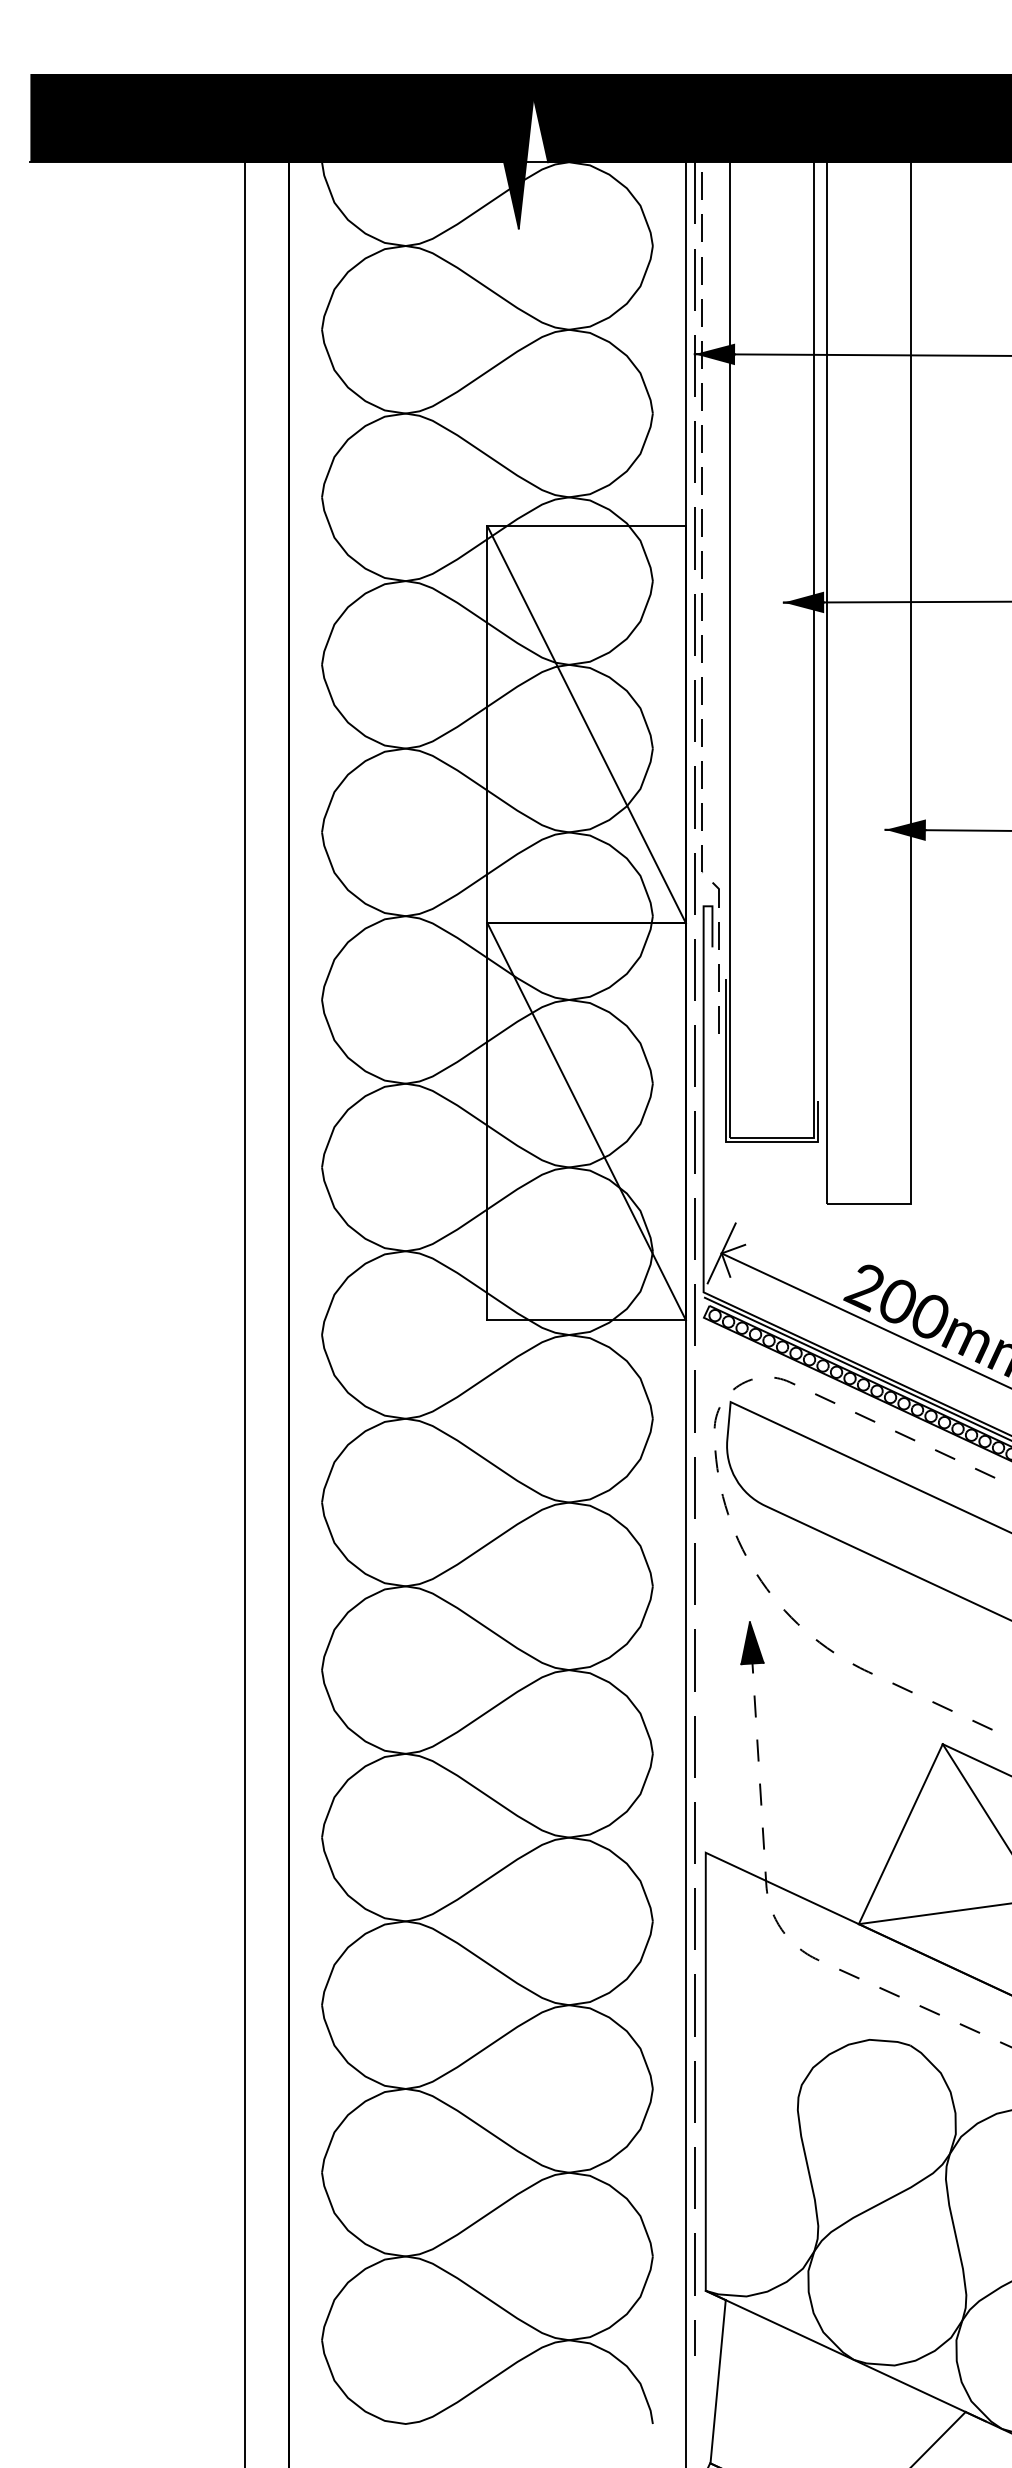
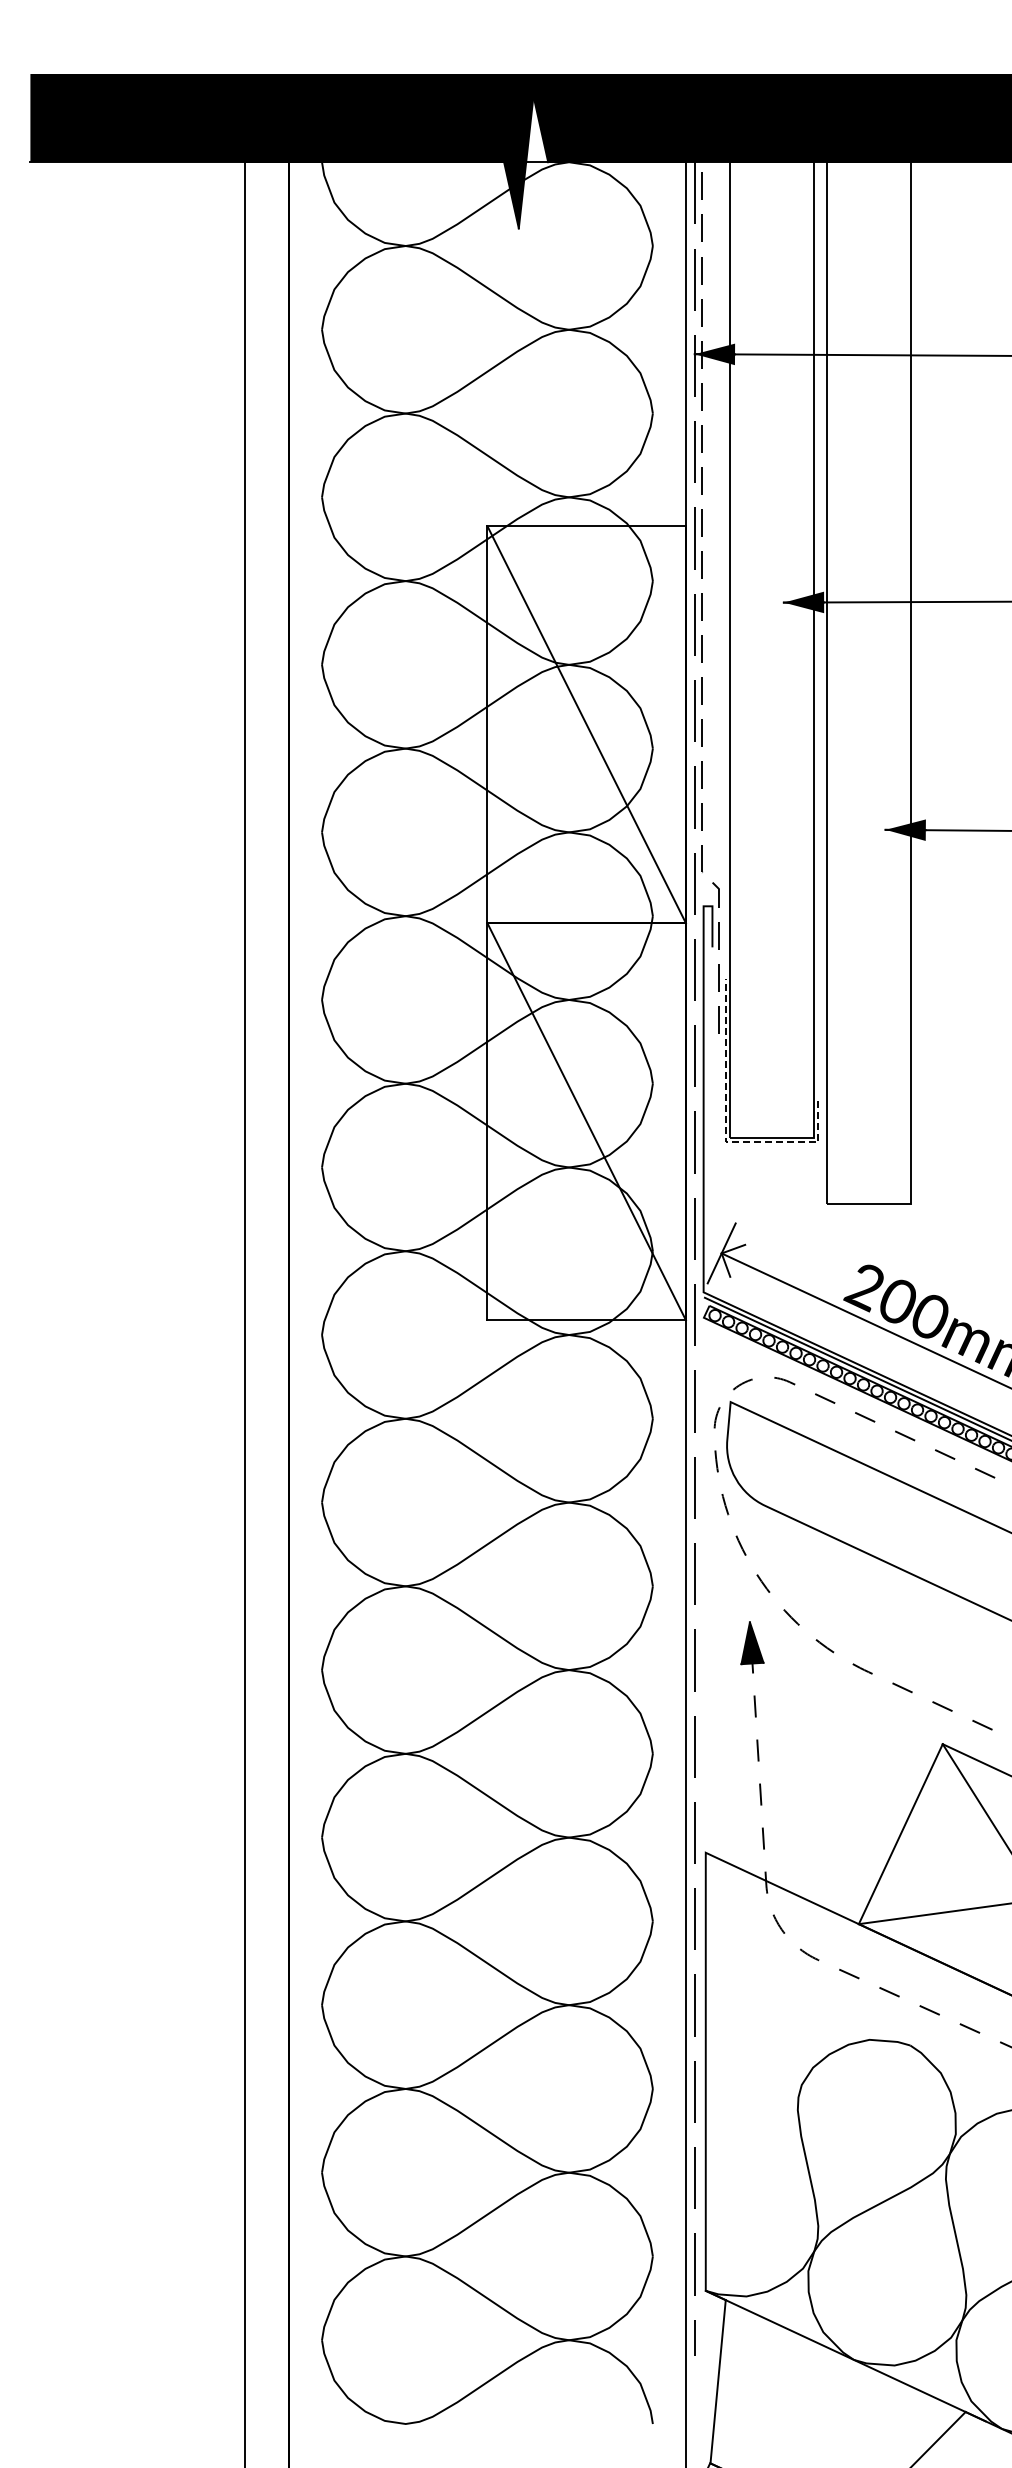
line: solid -> dashed (725, 1129)
